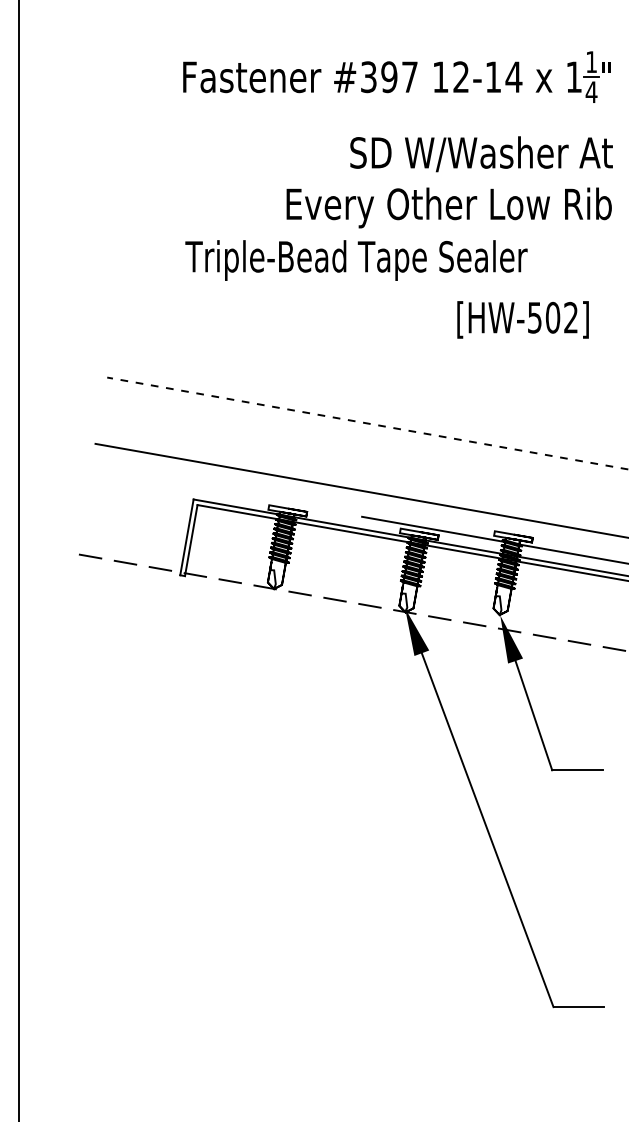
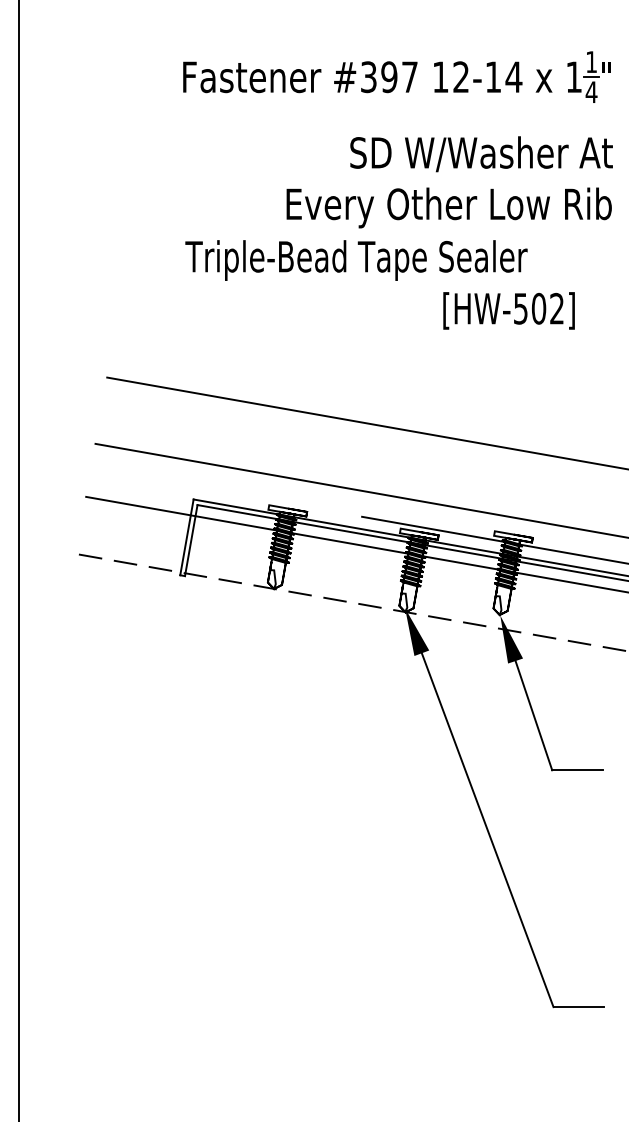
text position: (522, 319) -> (508, 310) (508, 310)
line: dashed -> solid (367, 423)
line: none -> present (355, 543)
